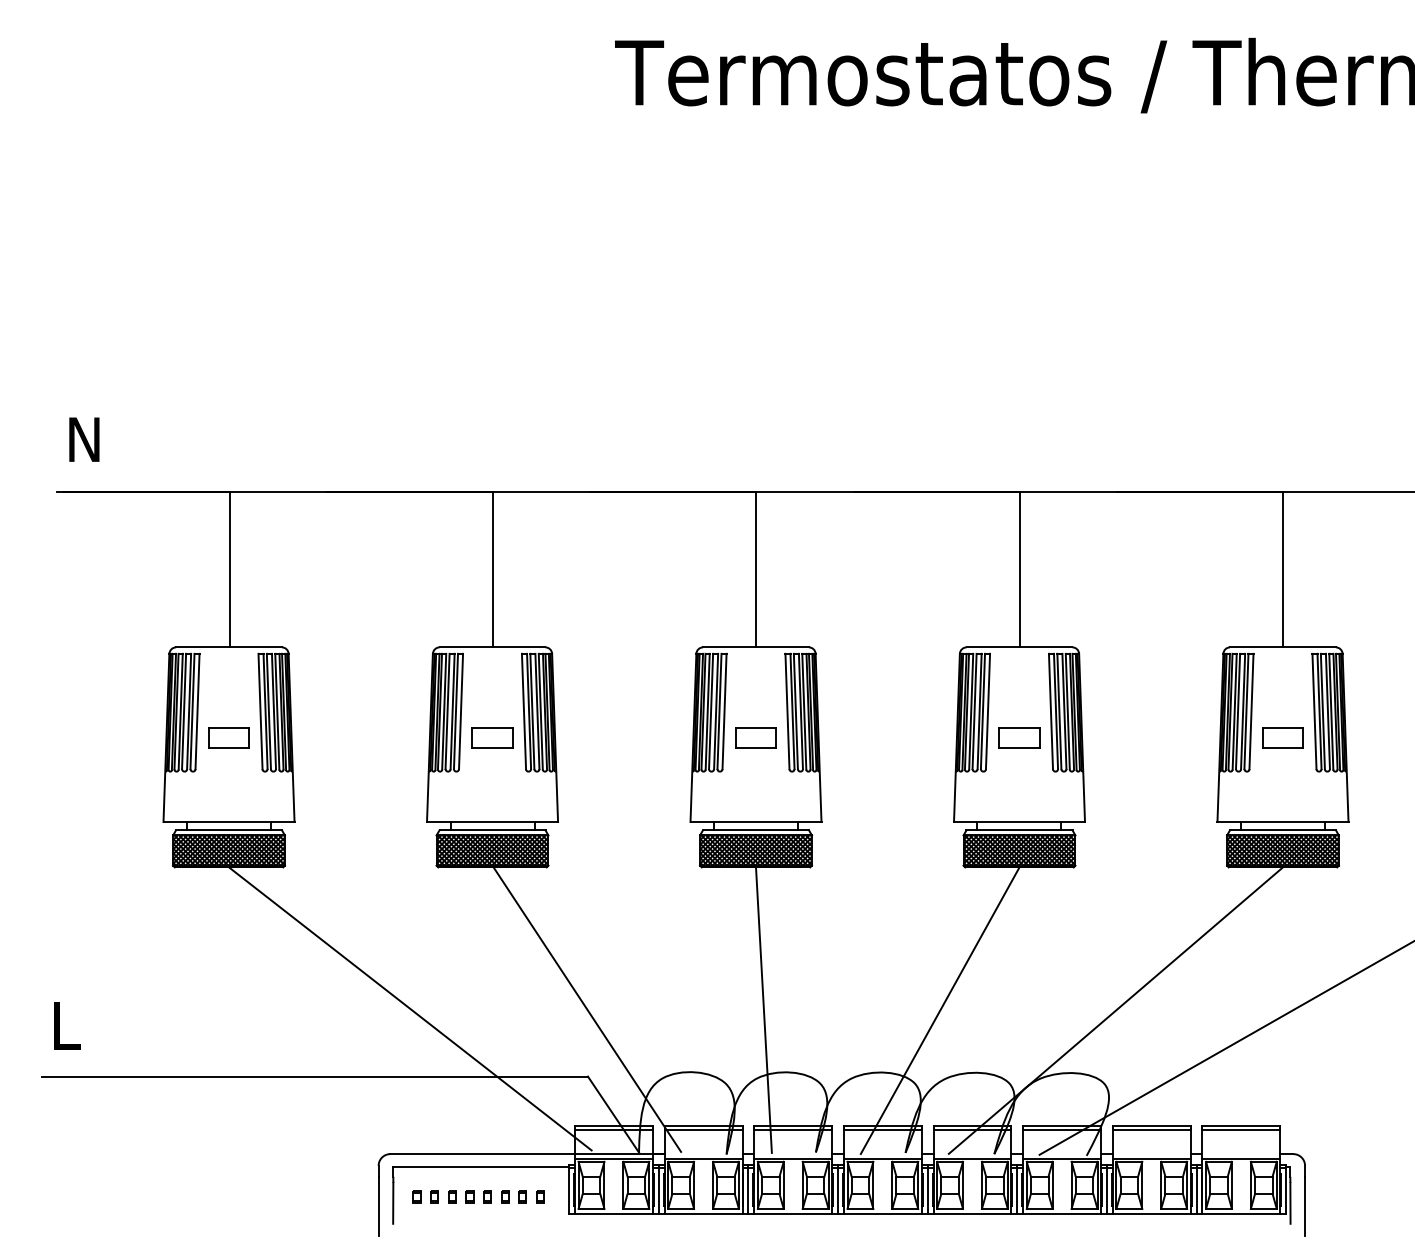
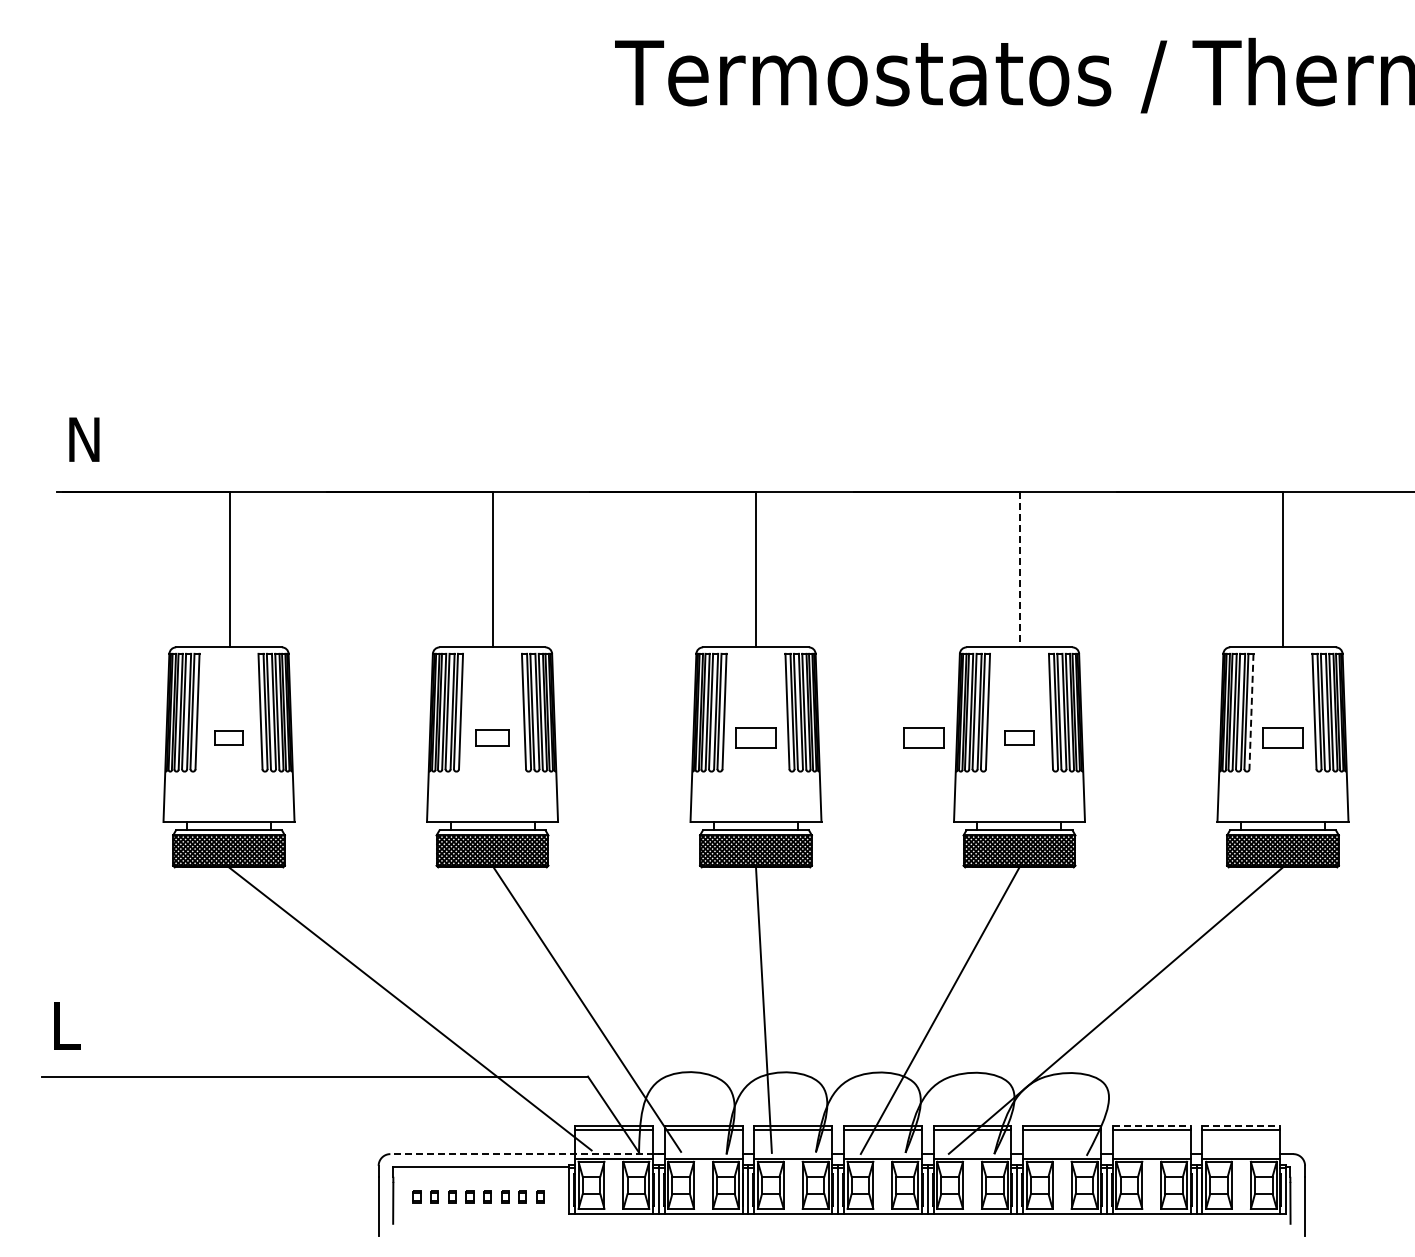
line: solid -> dashed (1019, 569)
line: solid -> dashed (1251, 711)
part size: 42x22 px -> 30x16 px (228, 737)
part size: 43x22 px -> 35x18 px (492, 737)
part: none -> present (923, 737)
part size: 43x22 px -> 31x16 px (1019, 737)
line: present -> none (1225, 1048)
line: solid -> dashed (1151, 1125)
line: solid -> dashed (1241, 1125)
line: solid -> dashed (527, 1154)
